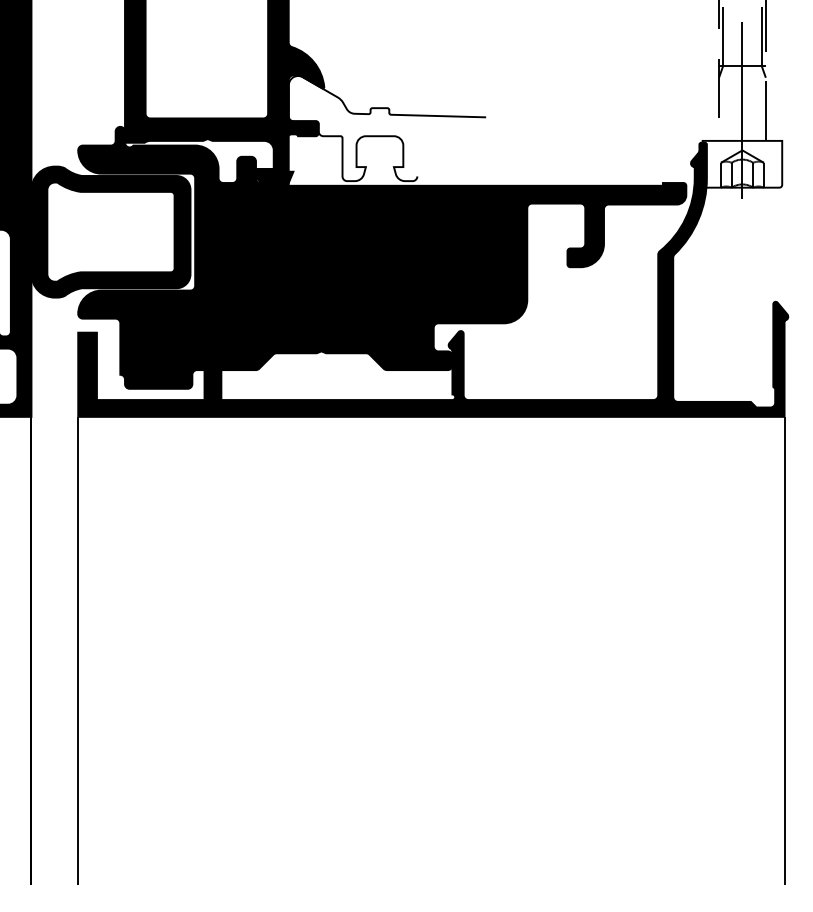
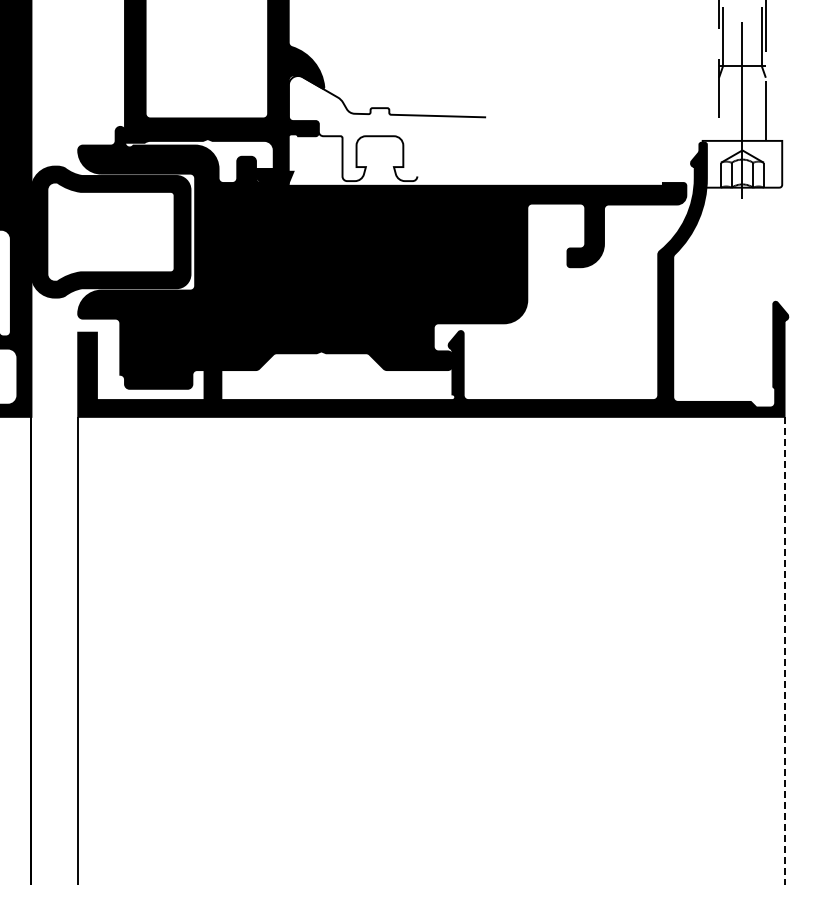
line: solid -> dashed (784, 650)
